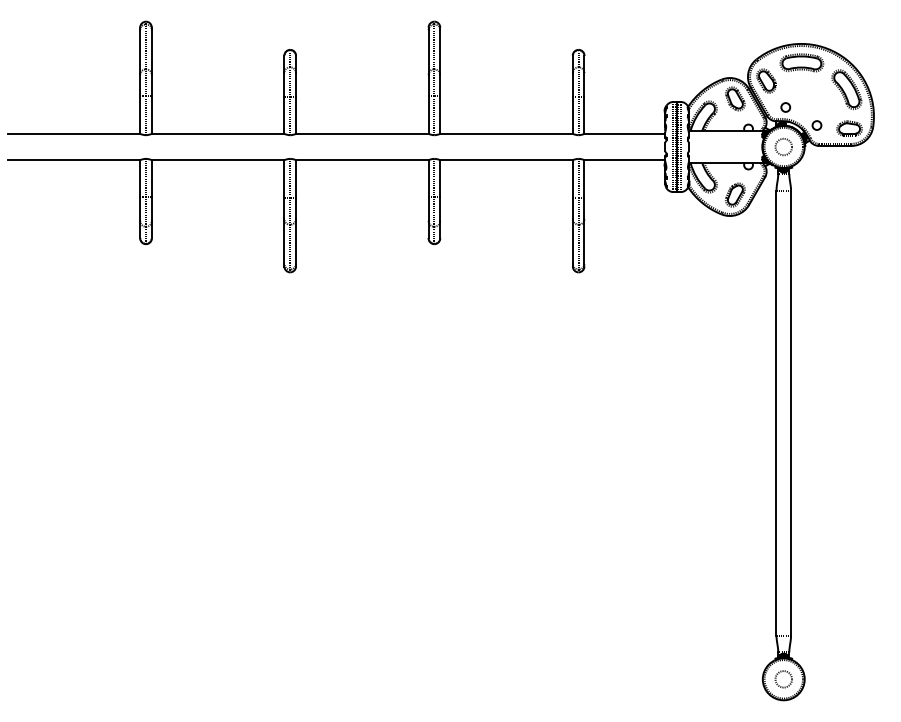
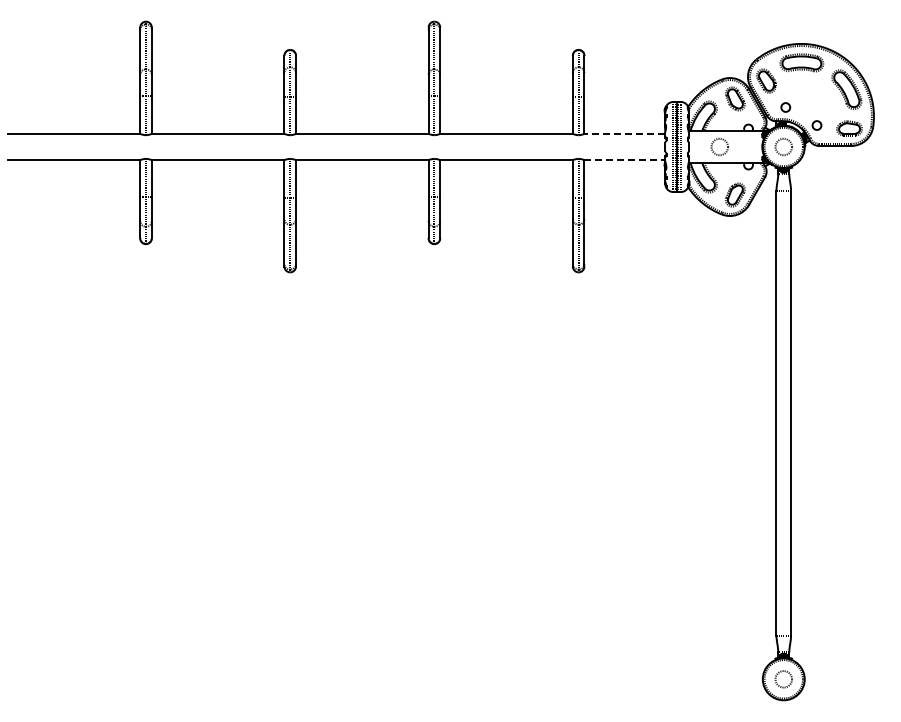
line: solid -> dashed (624, 133)
circle: none -> present (719, 147)
line: solid -> dashed (625, 160)
